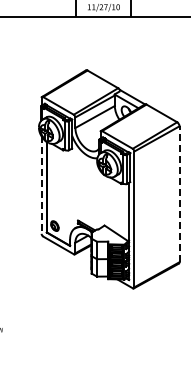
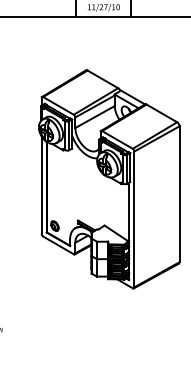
line: dashed -> solid (41, 185)
line: dashed -> solid (179, 194)
